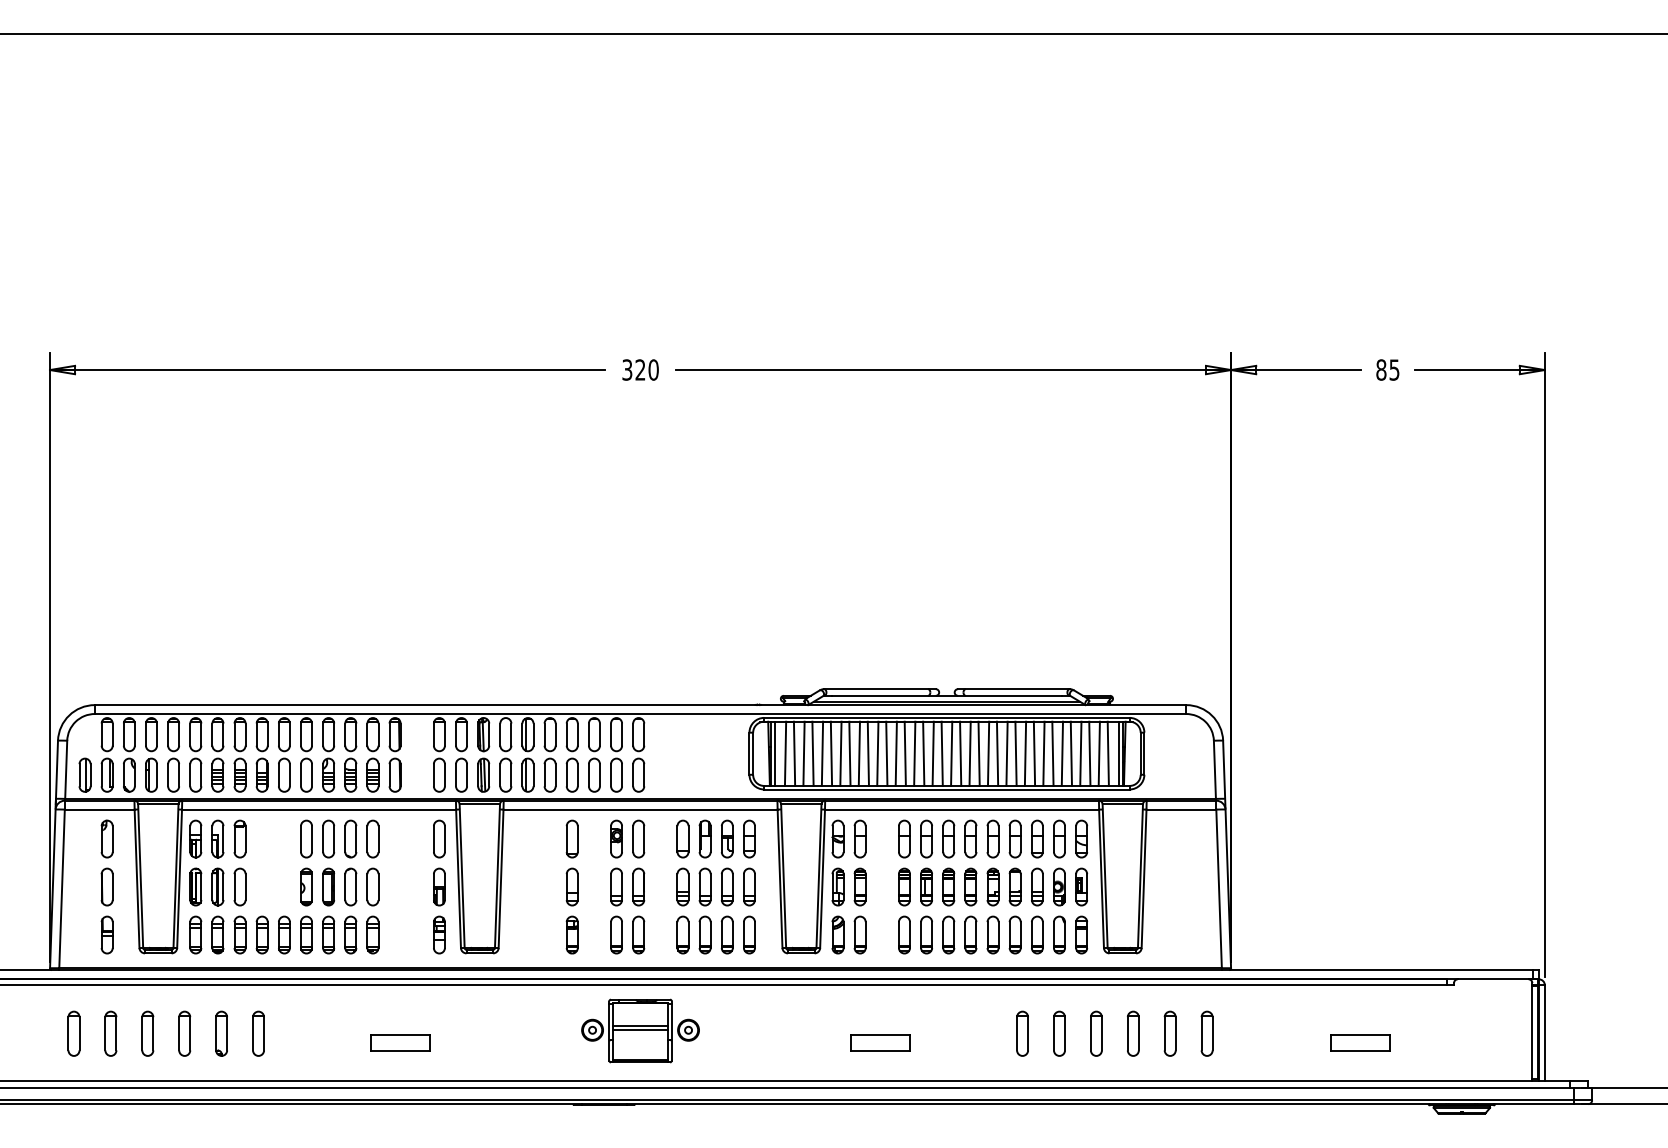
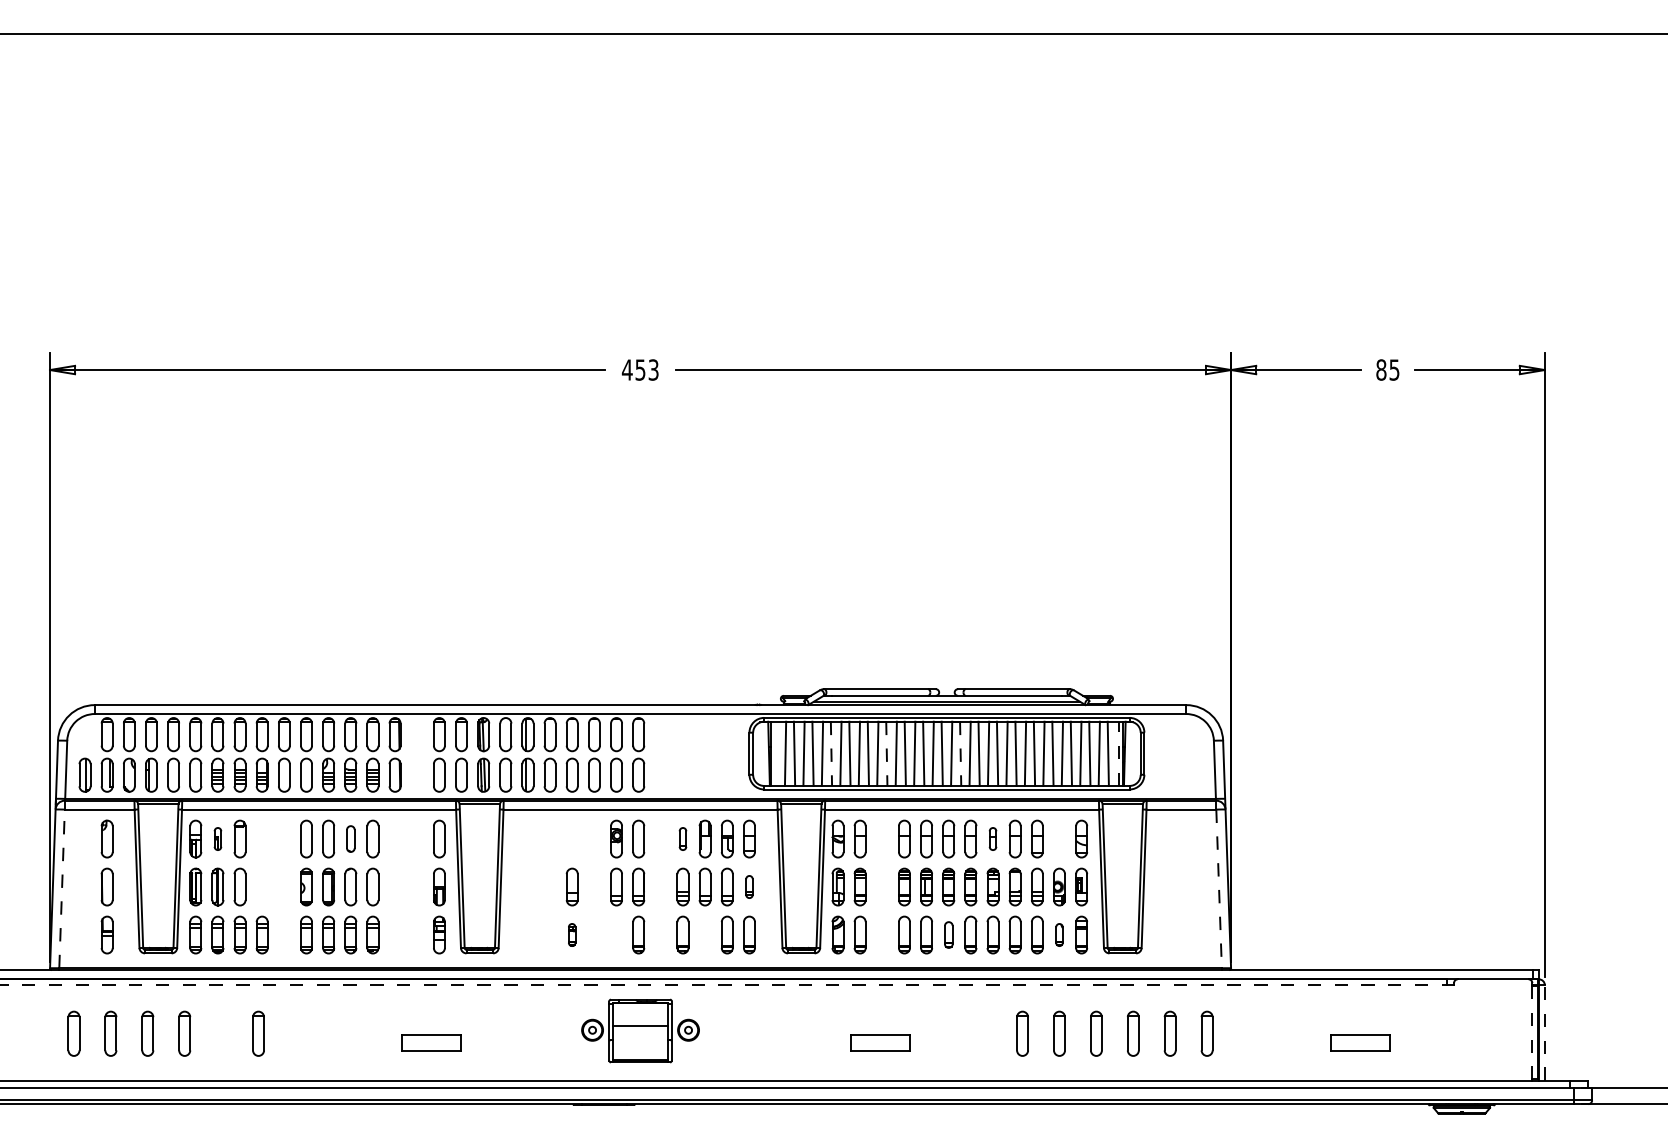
text: 320 -> 453 (639, 369)
line: present -> none (775, 753)
line: solid -> dashed (1118, 753)
line: solid -> dashed (831, 754)
line: solid -> dashed (886, 754)
line: solid -> dashed (960, 754)
part size: 14x40 px -> 10x24 px (217, 838)
part size: 14x40 px -> 10x28 px (350, 838)
part: present -> none (571, 838)
part size: 14x40 px -> 10x24 px (682, 838)
part size: 14x40 px -> 10x24 px (992, 838)
part: present -> none (1059, 838)
part size: 13x40 px -> 9x24 px (749, 886)
line: solid -> dashed (62, 888)
line: solid -> dashed (1219, 889)
part: present -> none (284, 934)
part size: 14x40 px -> 9x24 px (572, 934)
part: present -> none (616, 934)
part: present -> none (704, 934)
part size: 14x40 px -> 10x28 px (948, 934)
part size: 13x40 px -> 9x24 px (1059, 934)
line: solid -> dashed (724, 985)
line: present -> none (640, 1030)
line: solid -> dashed (1532, 1032)
part: present -> none (221, 1033)
line: solid -> dashed (1544, 1033)
part position: (400, 1042) -> (431, 1042) (431, 1042)
